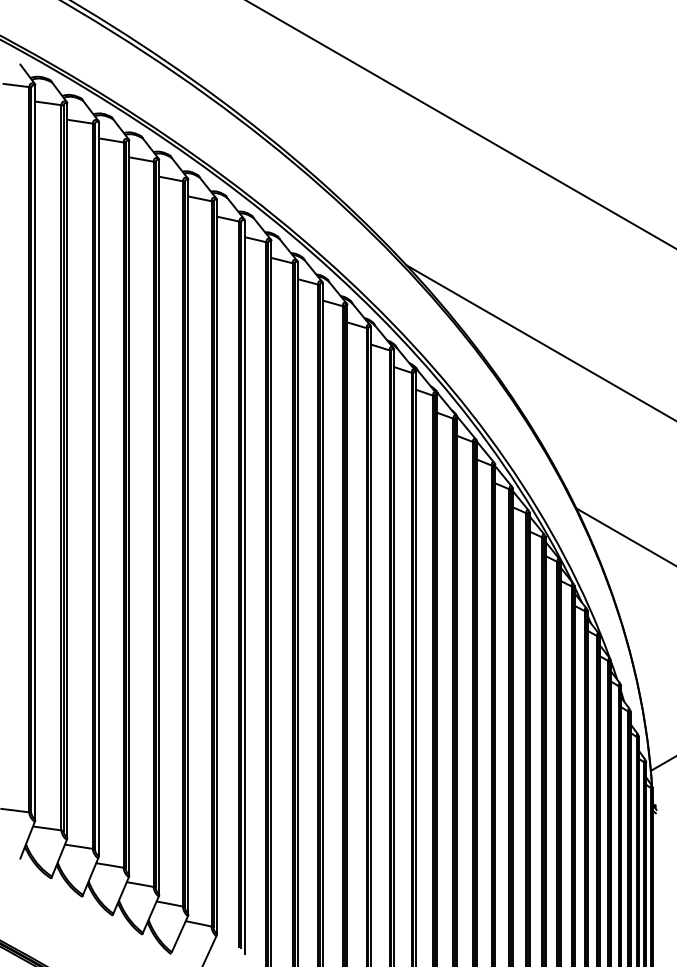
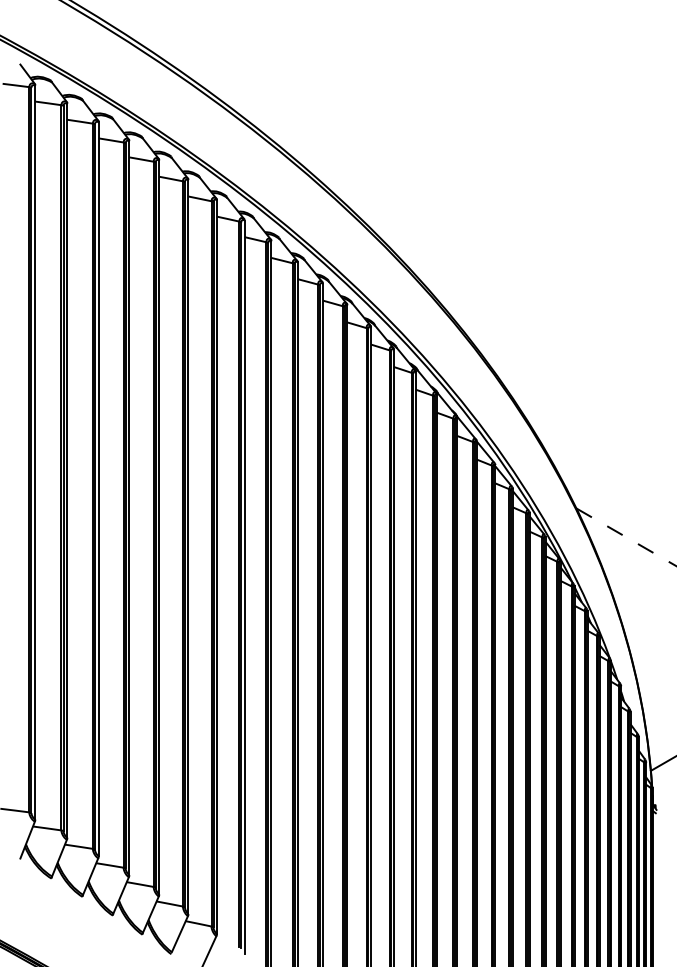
line: present -> none (461, 124)
line: present -> none (539, 342)
line: solid -> dashed (626, 537)
